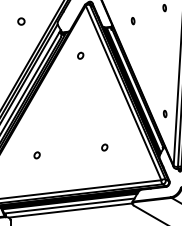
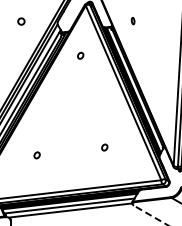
part: present -> none (164, 8)
part: present -> none (164, 113)
line: solid -> dashed (151, 215)
